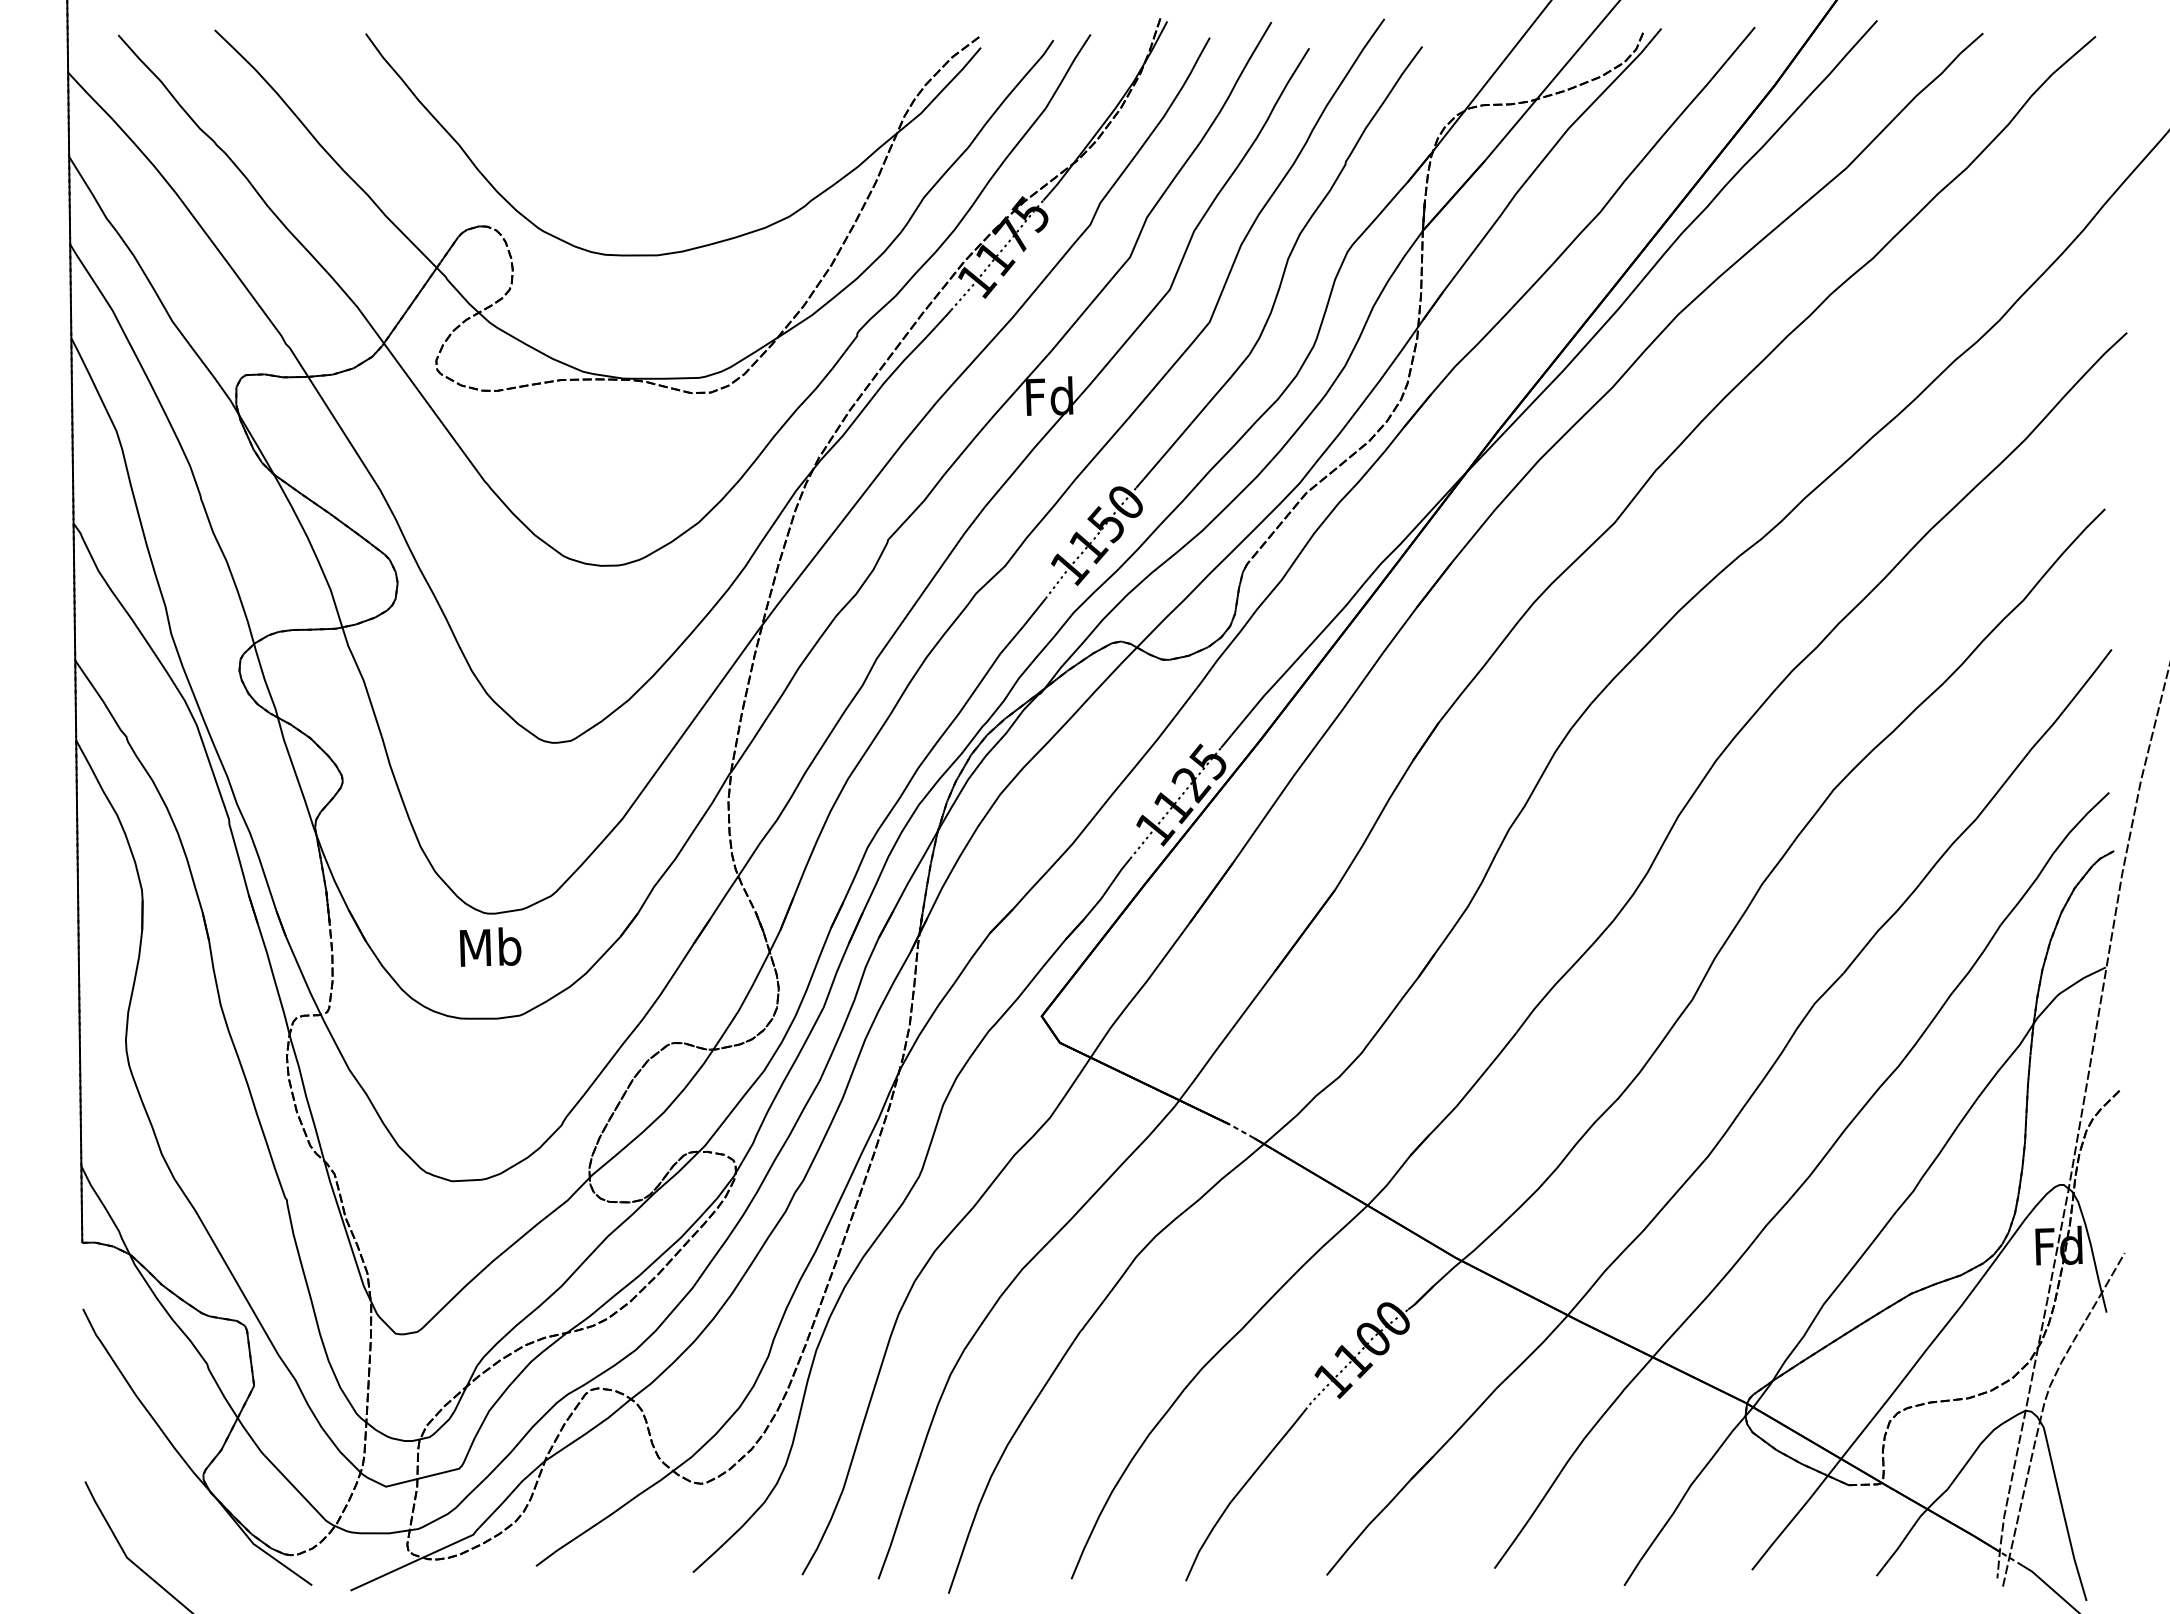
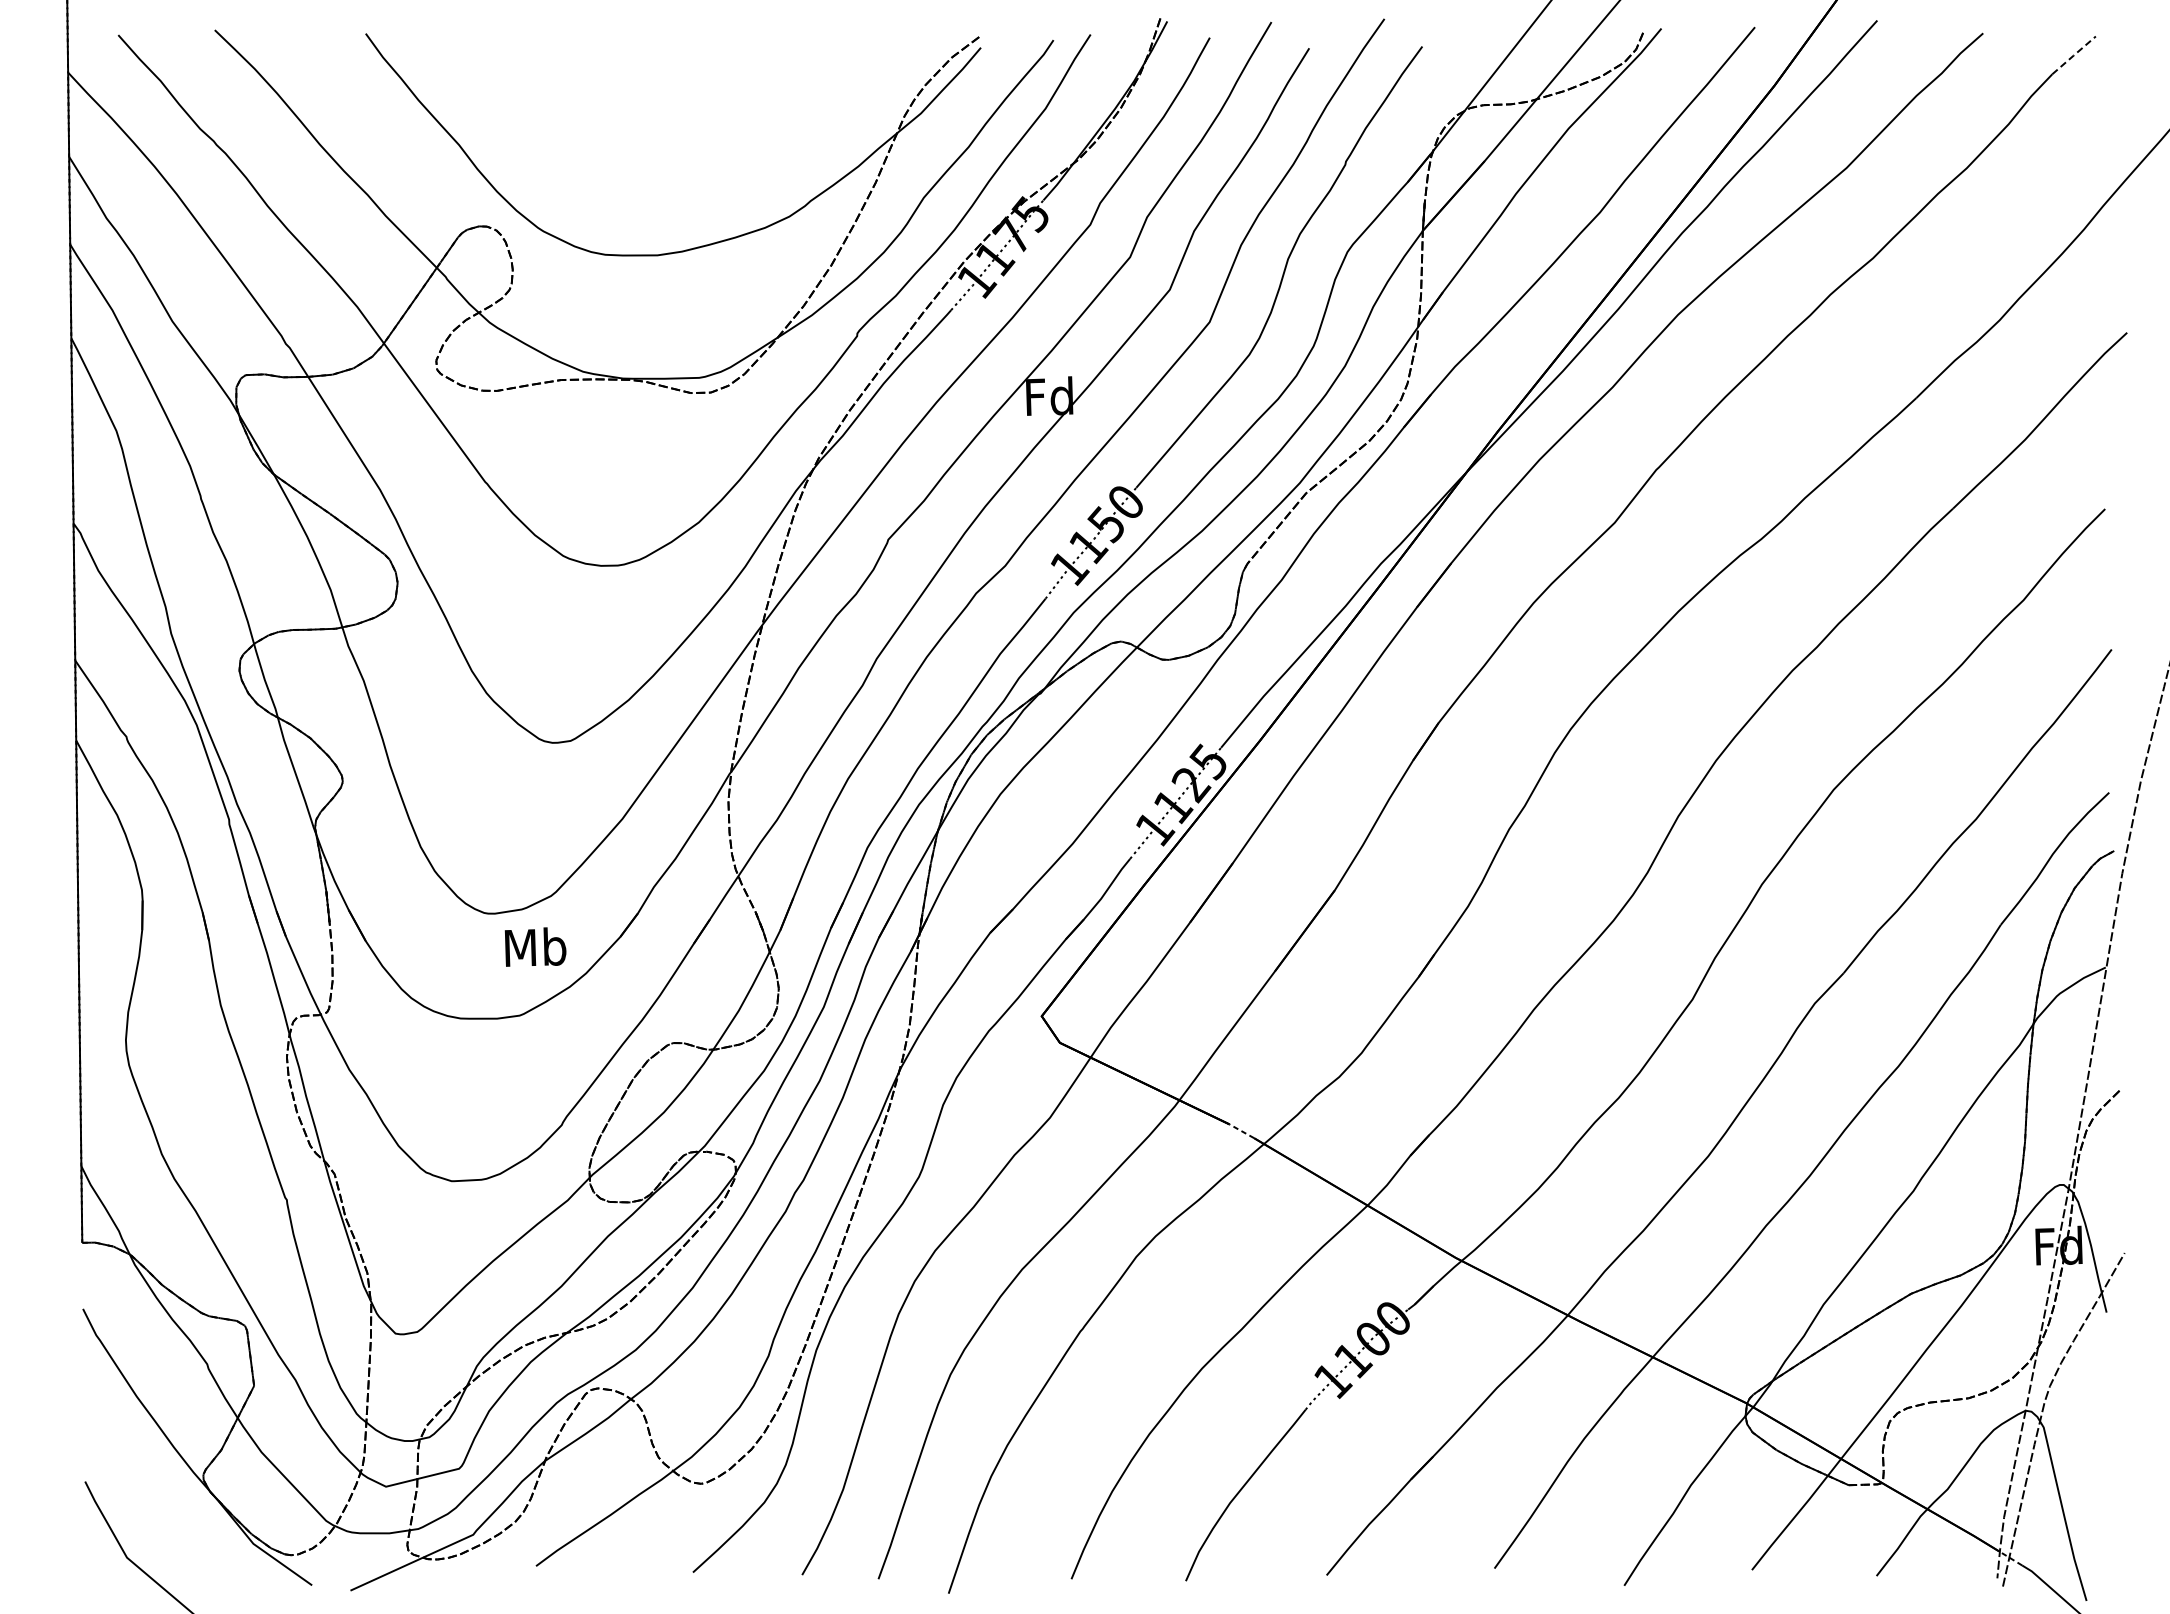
line: solid -> dashed (2073, 55)
text position: (490, 946) -> (535, 946) (535, 946)
